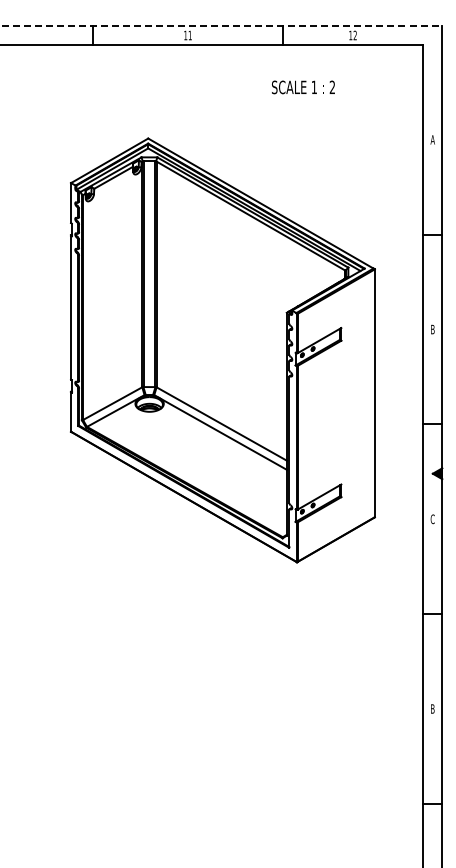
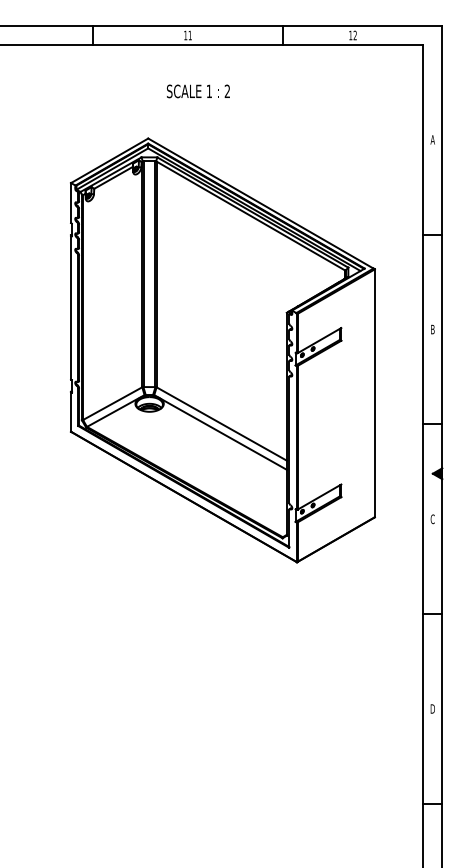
line: dashed -> solid (221, 26)
text position: (303, 87) -> (198, 91) (198, 91)
text: B -> D (432, 708)
